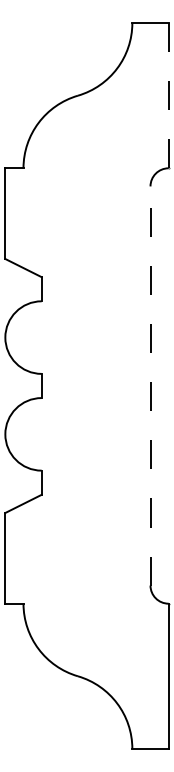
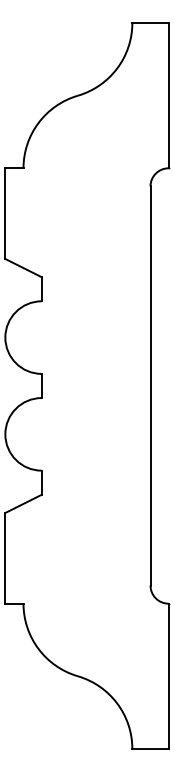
line: dashed -> solid (168, 95)
line: dashed -> solid (150, 386)
